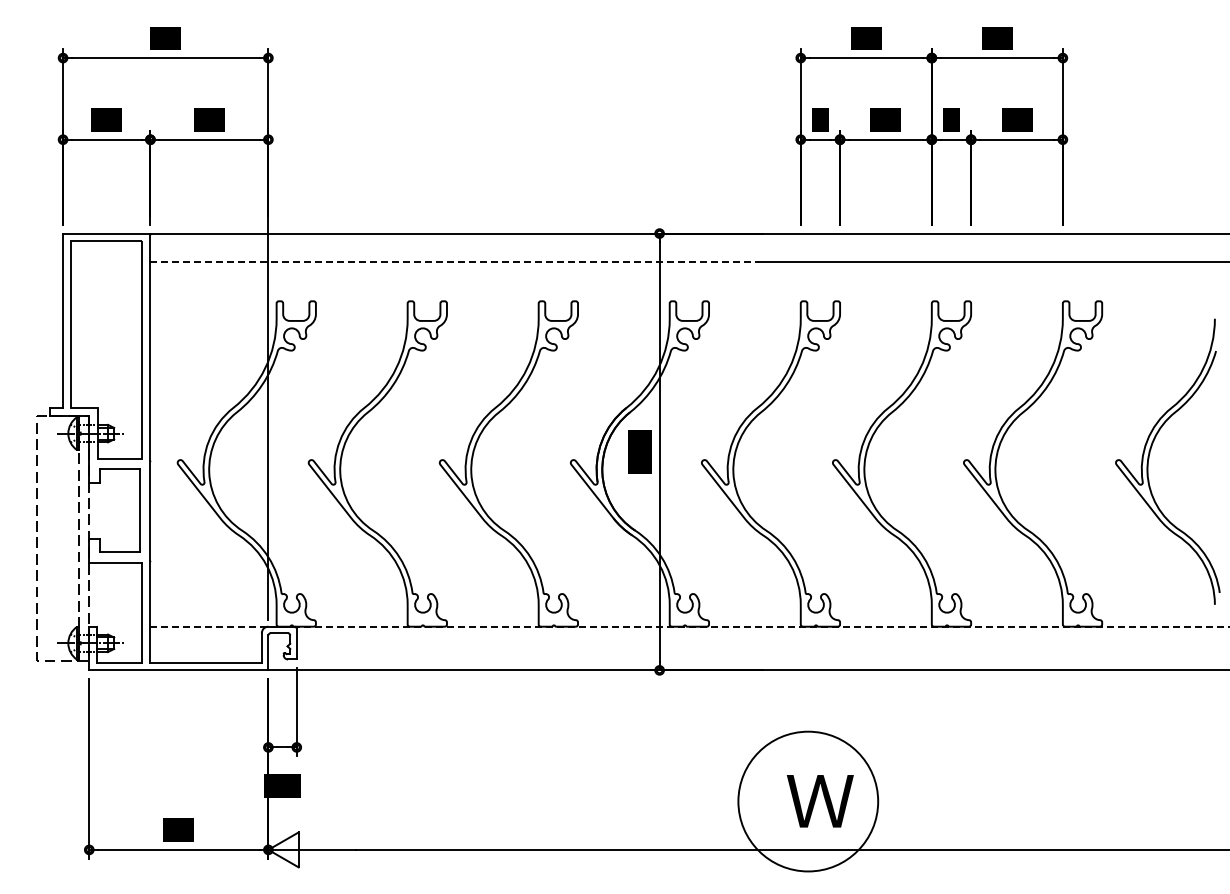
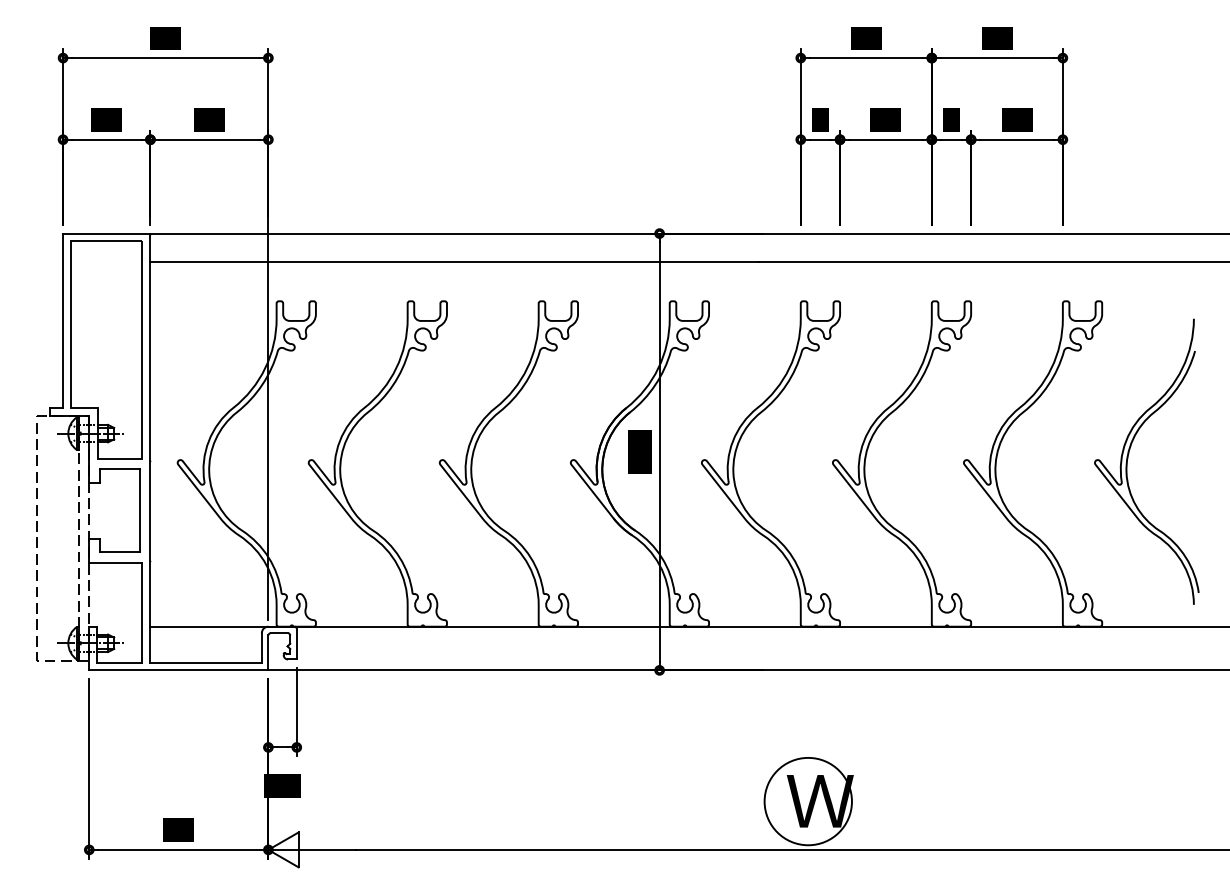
line: dashed -> solid (455, 261)
part position: (1149, 459) -> (1128, 459) (1128, 459)
line: dashed -> solid (690, 626)
circle diameter: 140 px -> 87 px (807, 801)
